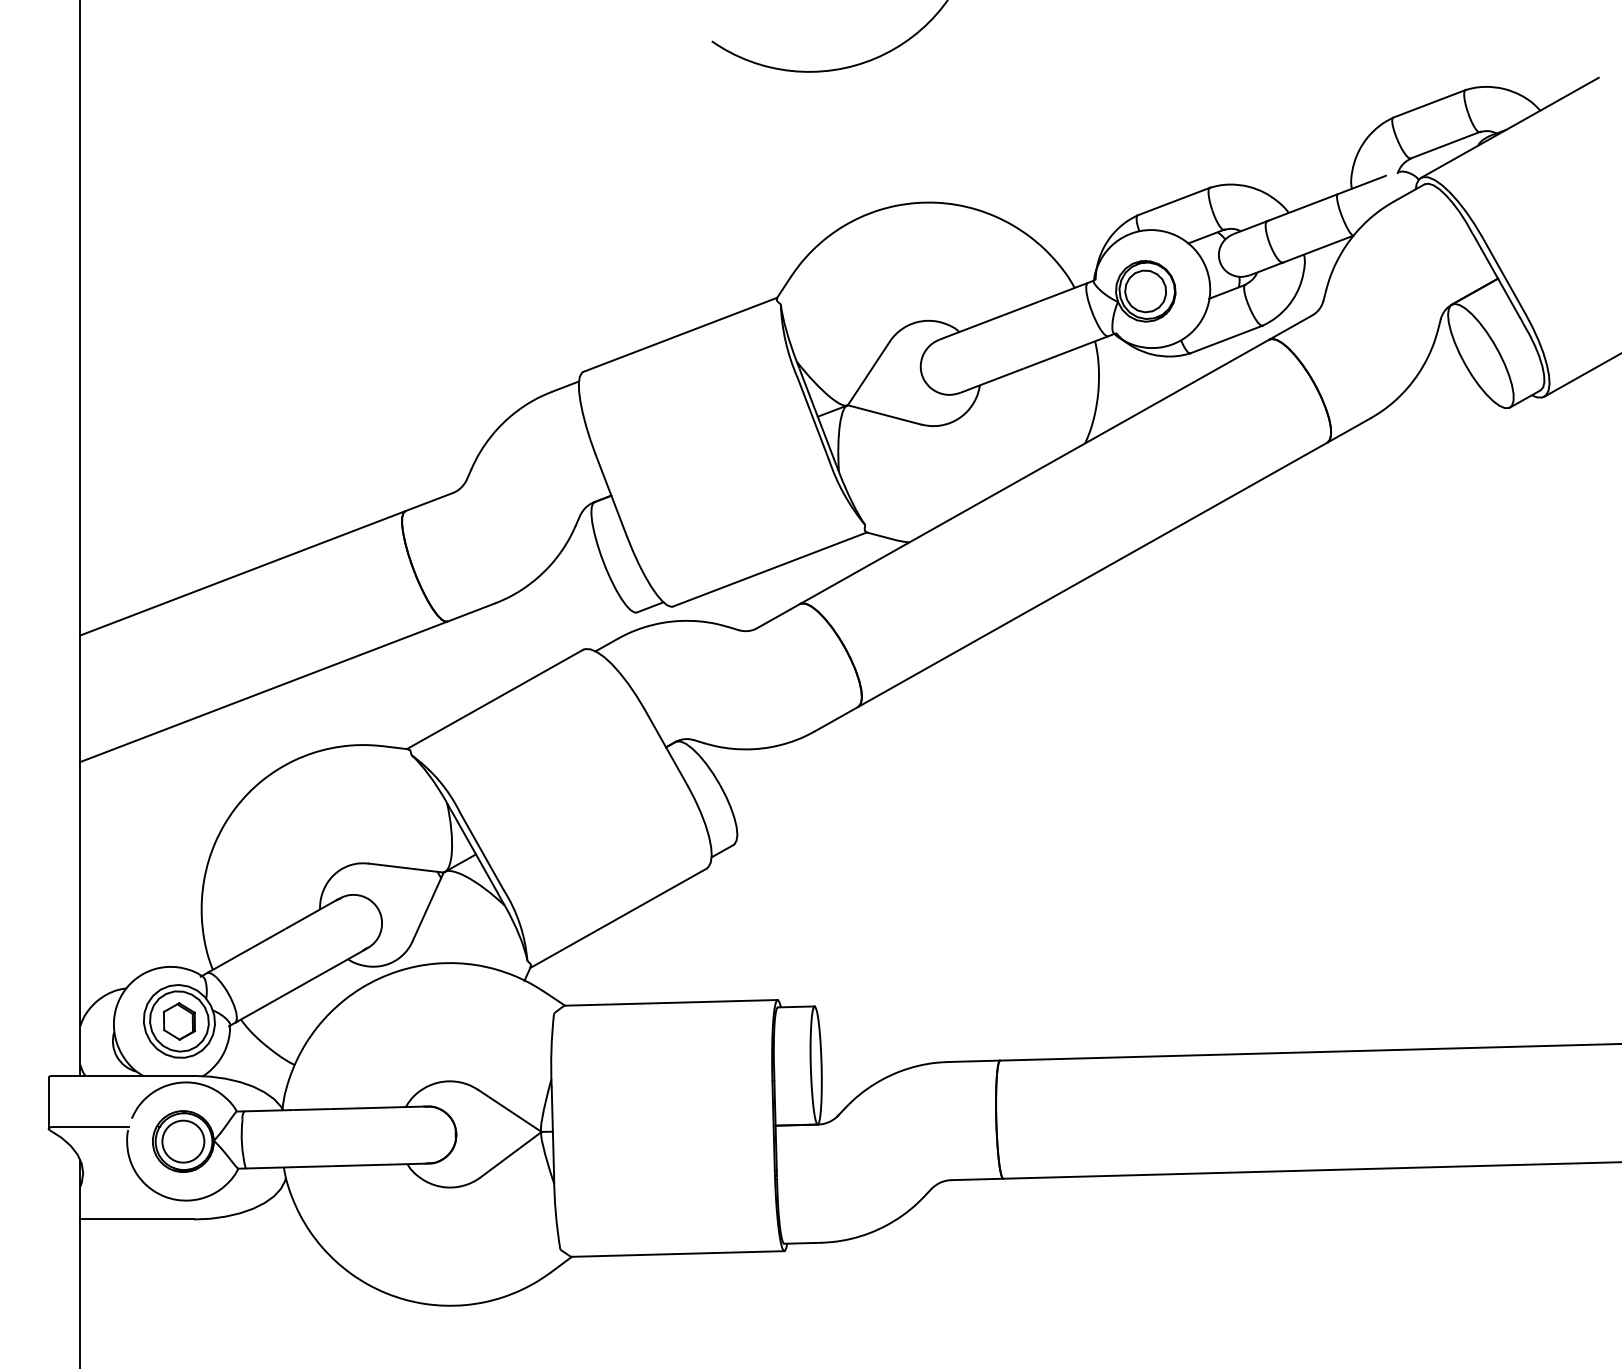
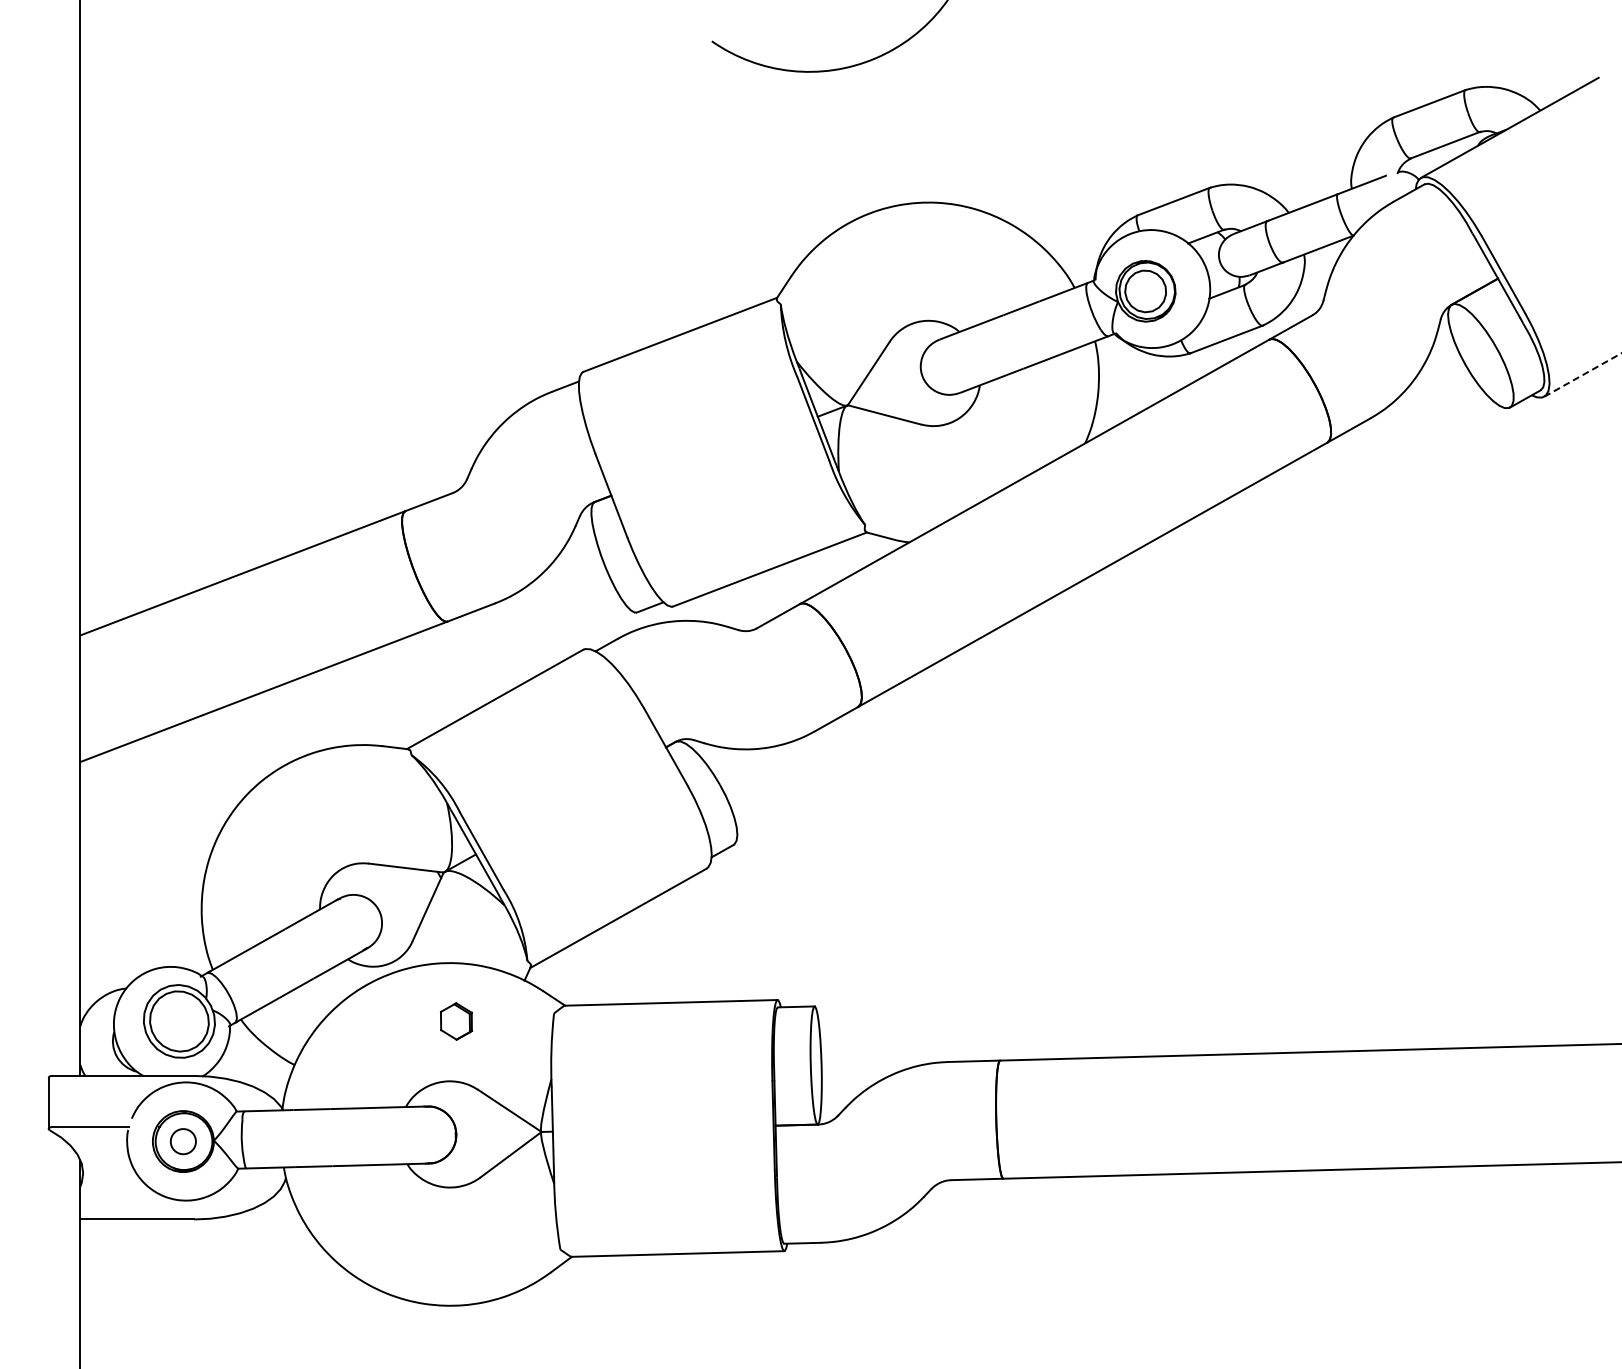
line: solid -> dashed (1583, 374)
part position: (179, 1021) -> (456, 1021) (456, 1021)
circle diameter: 42 px -> 25 px (182, 1141)
